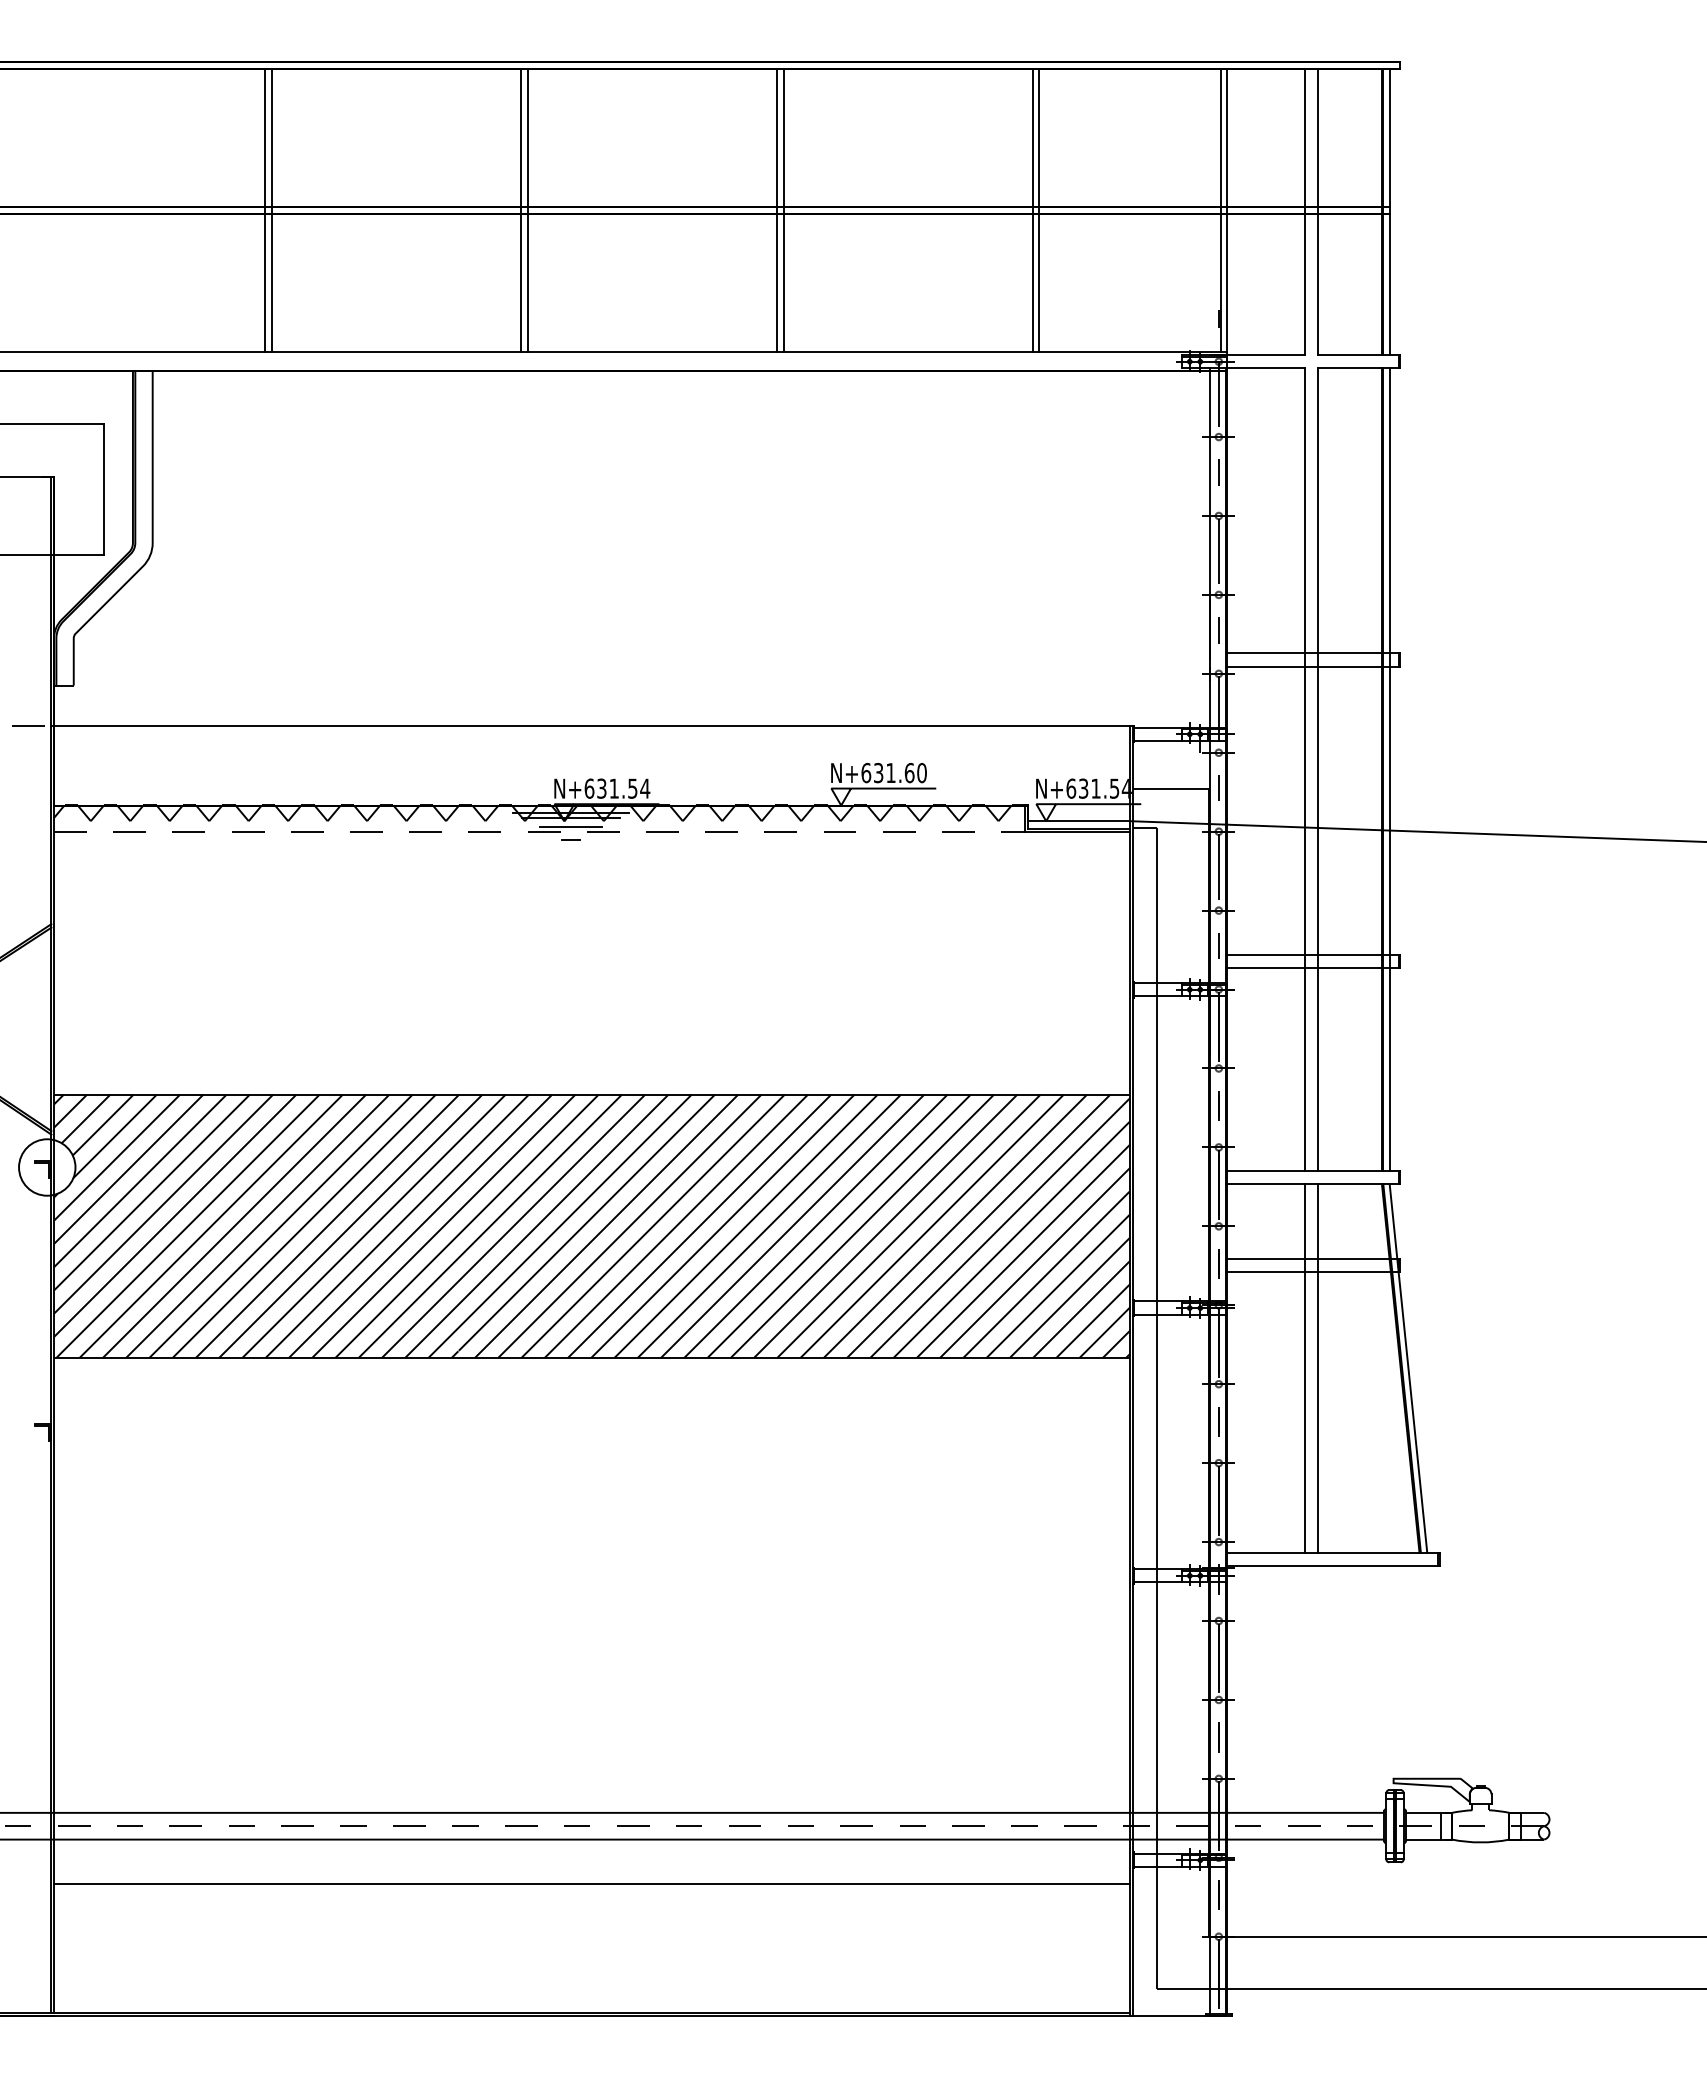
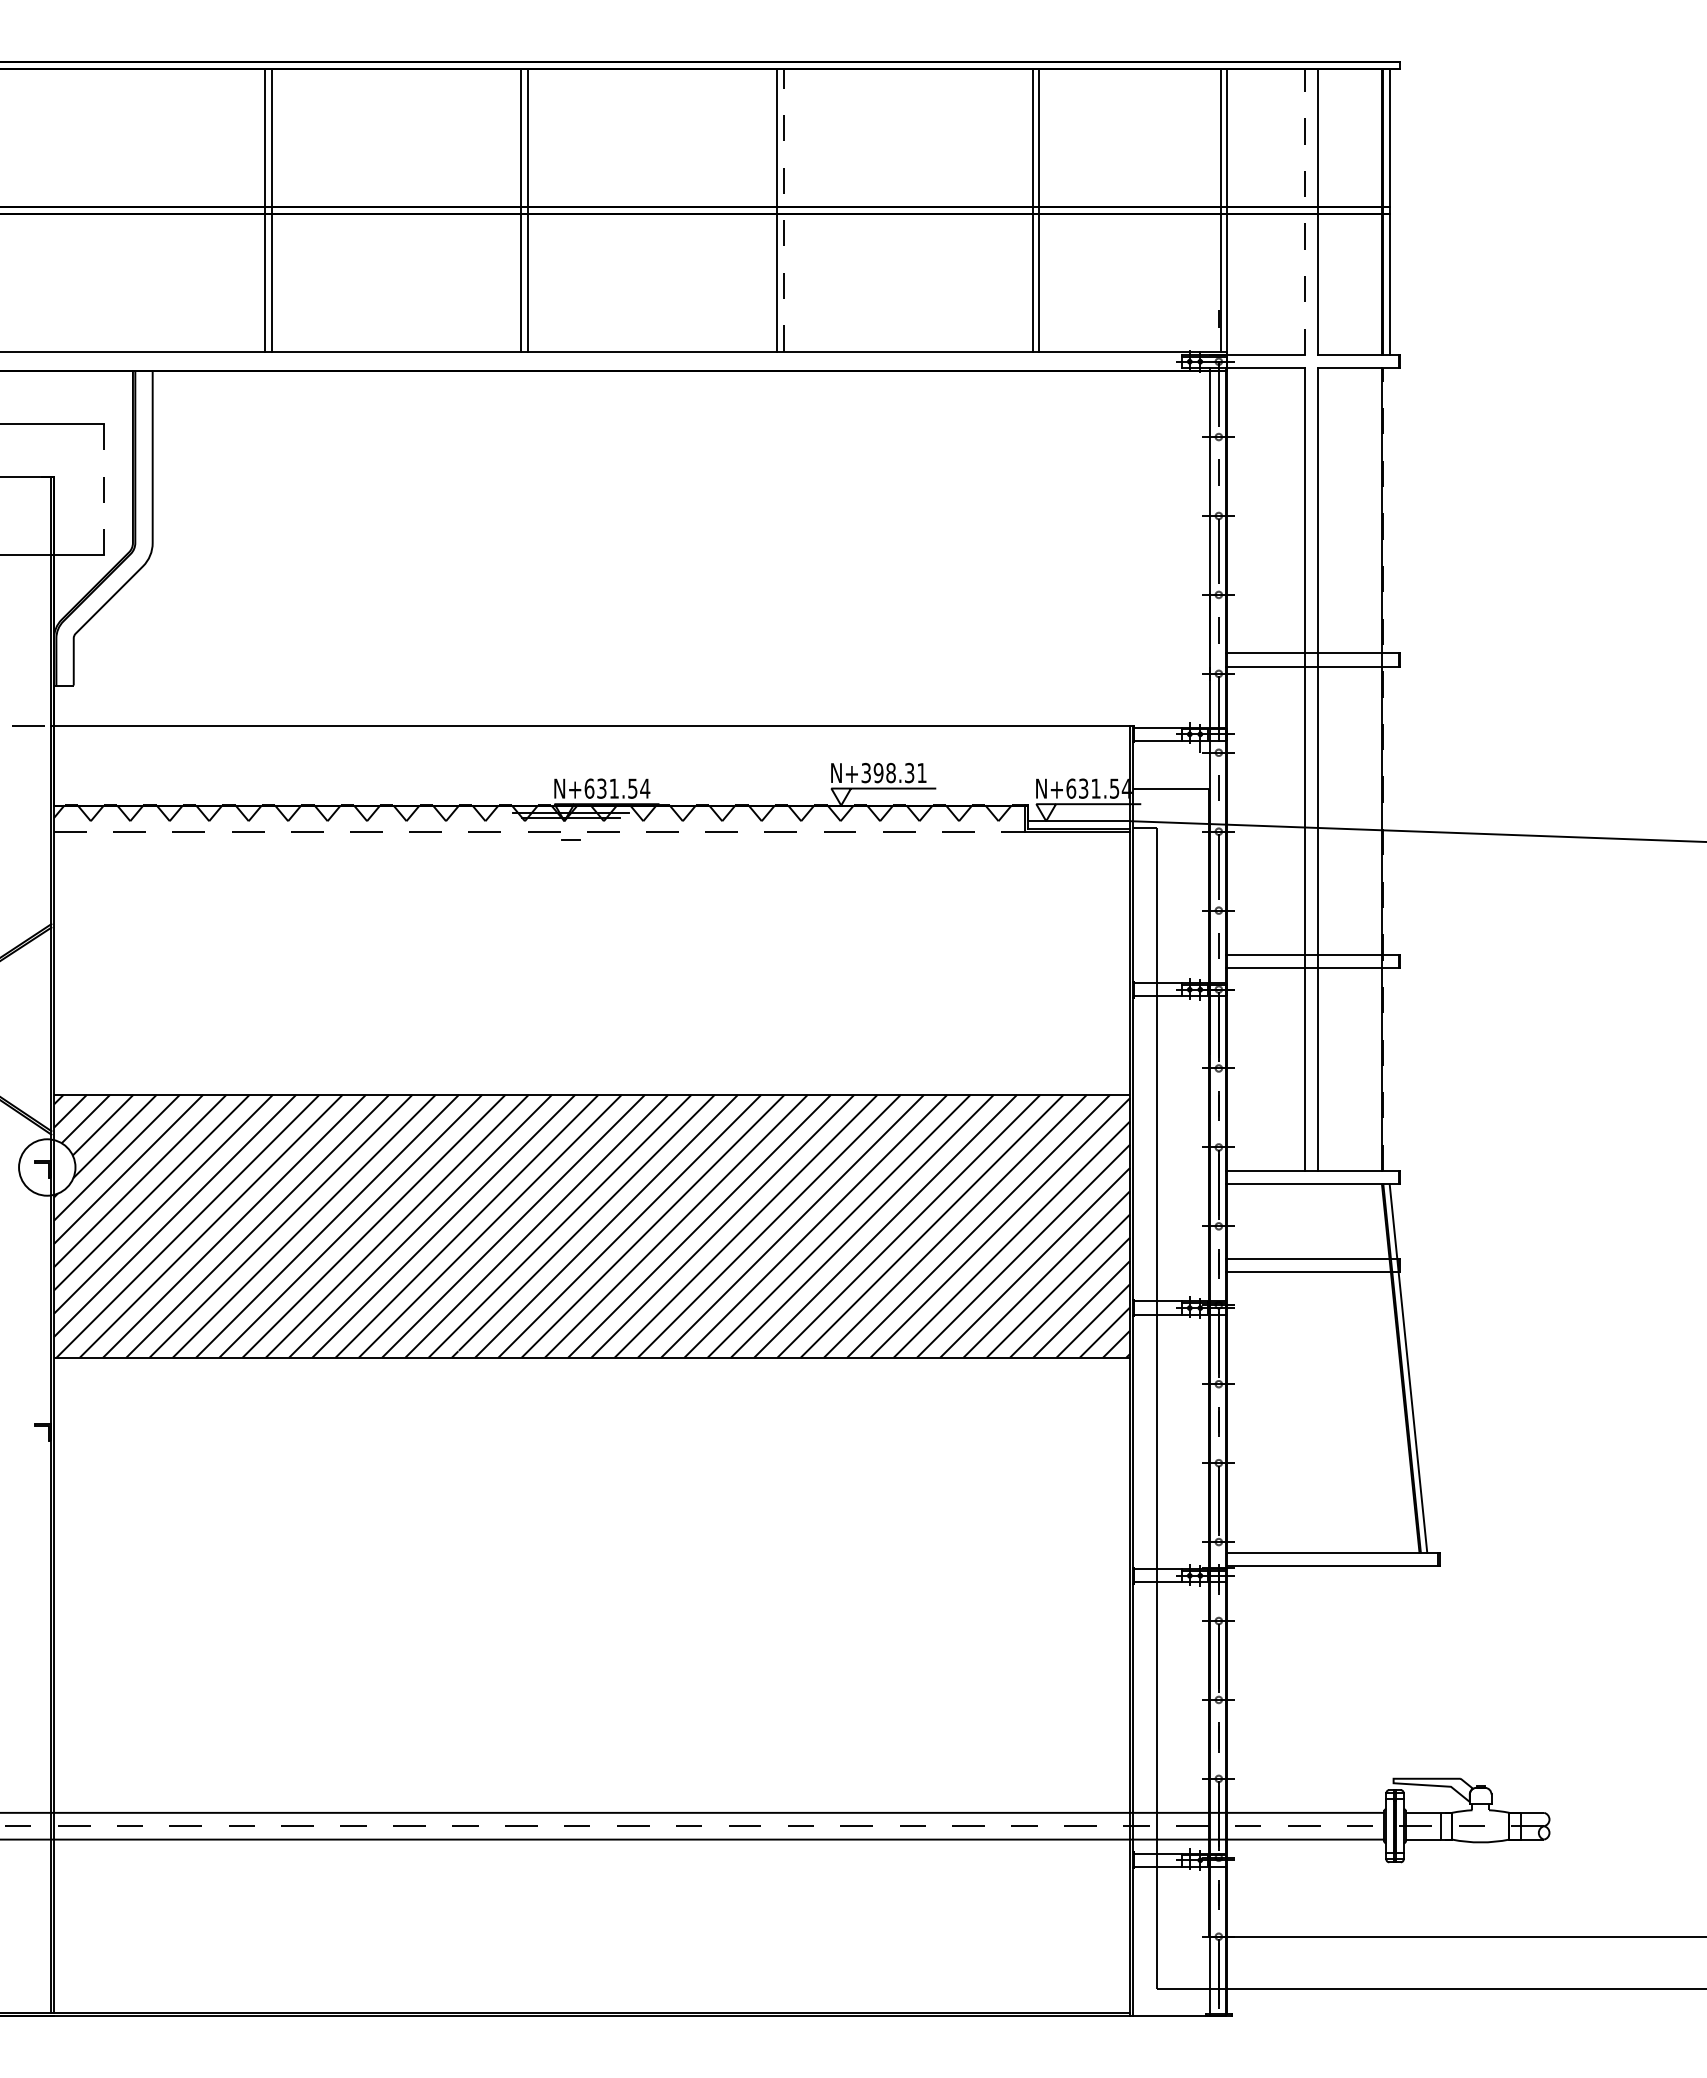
line: solid -> dashed (783, 209)
line: solid -> dashed (1305, 211)
line: solid -> dashed (104, 489)
line: solid -> dashed (1383, 769)
line: present -> none (1389, 769)
text: N+631.60 -> N+398.31 (893, 772)
line: present -> none (570, 827)
line: present -> none (1305, 1368)
line: present -> none (1318, 1368)
line: present -> none (592, 1884)
